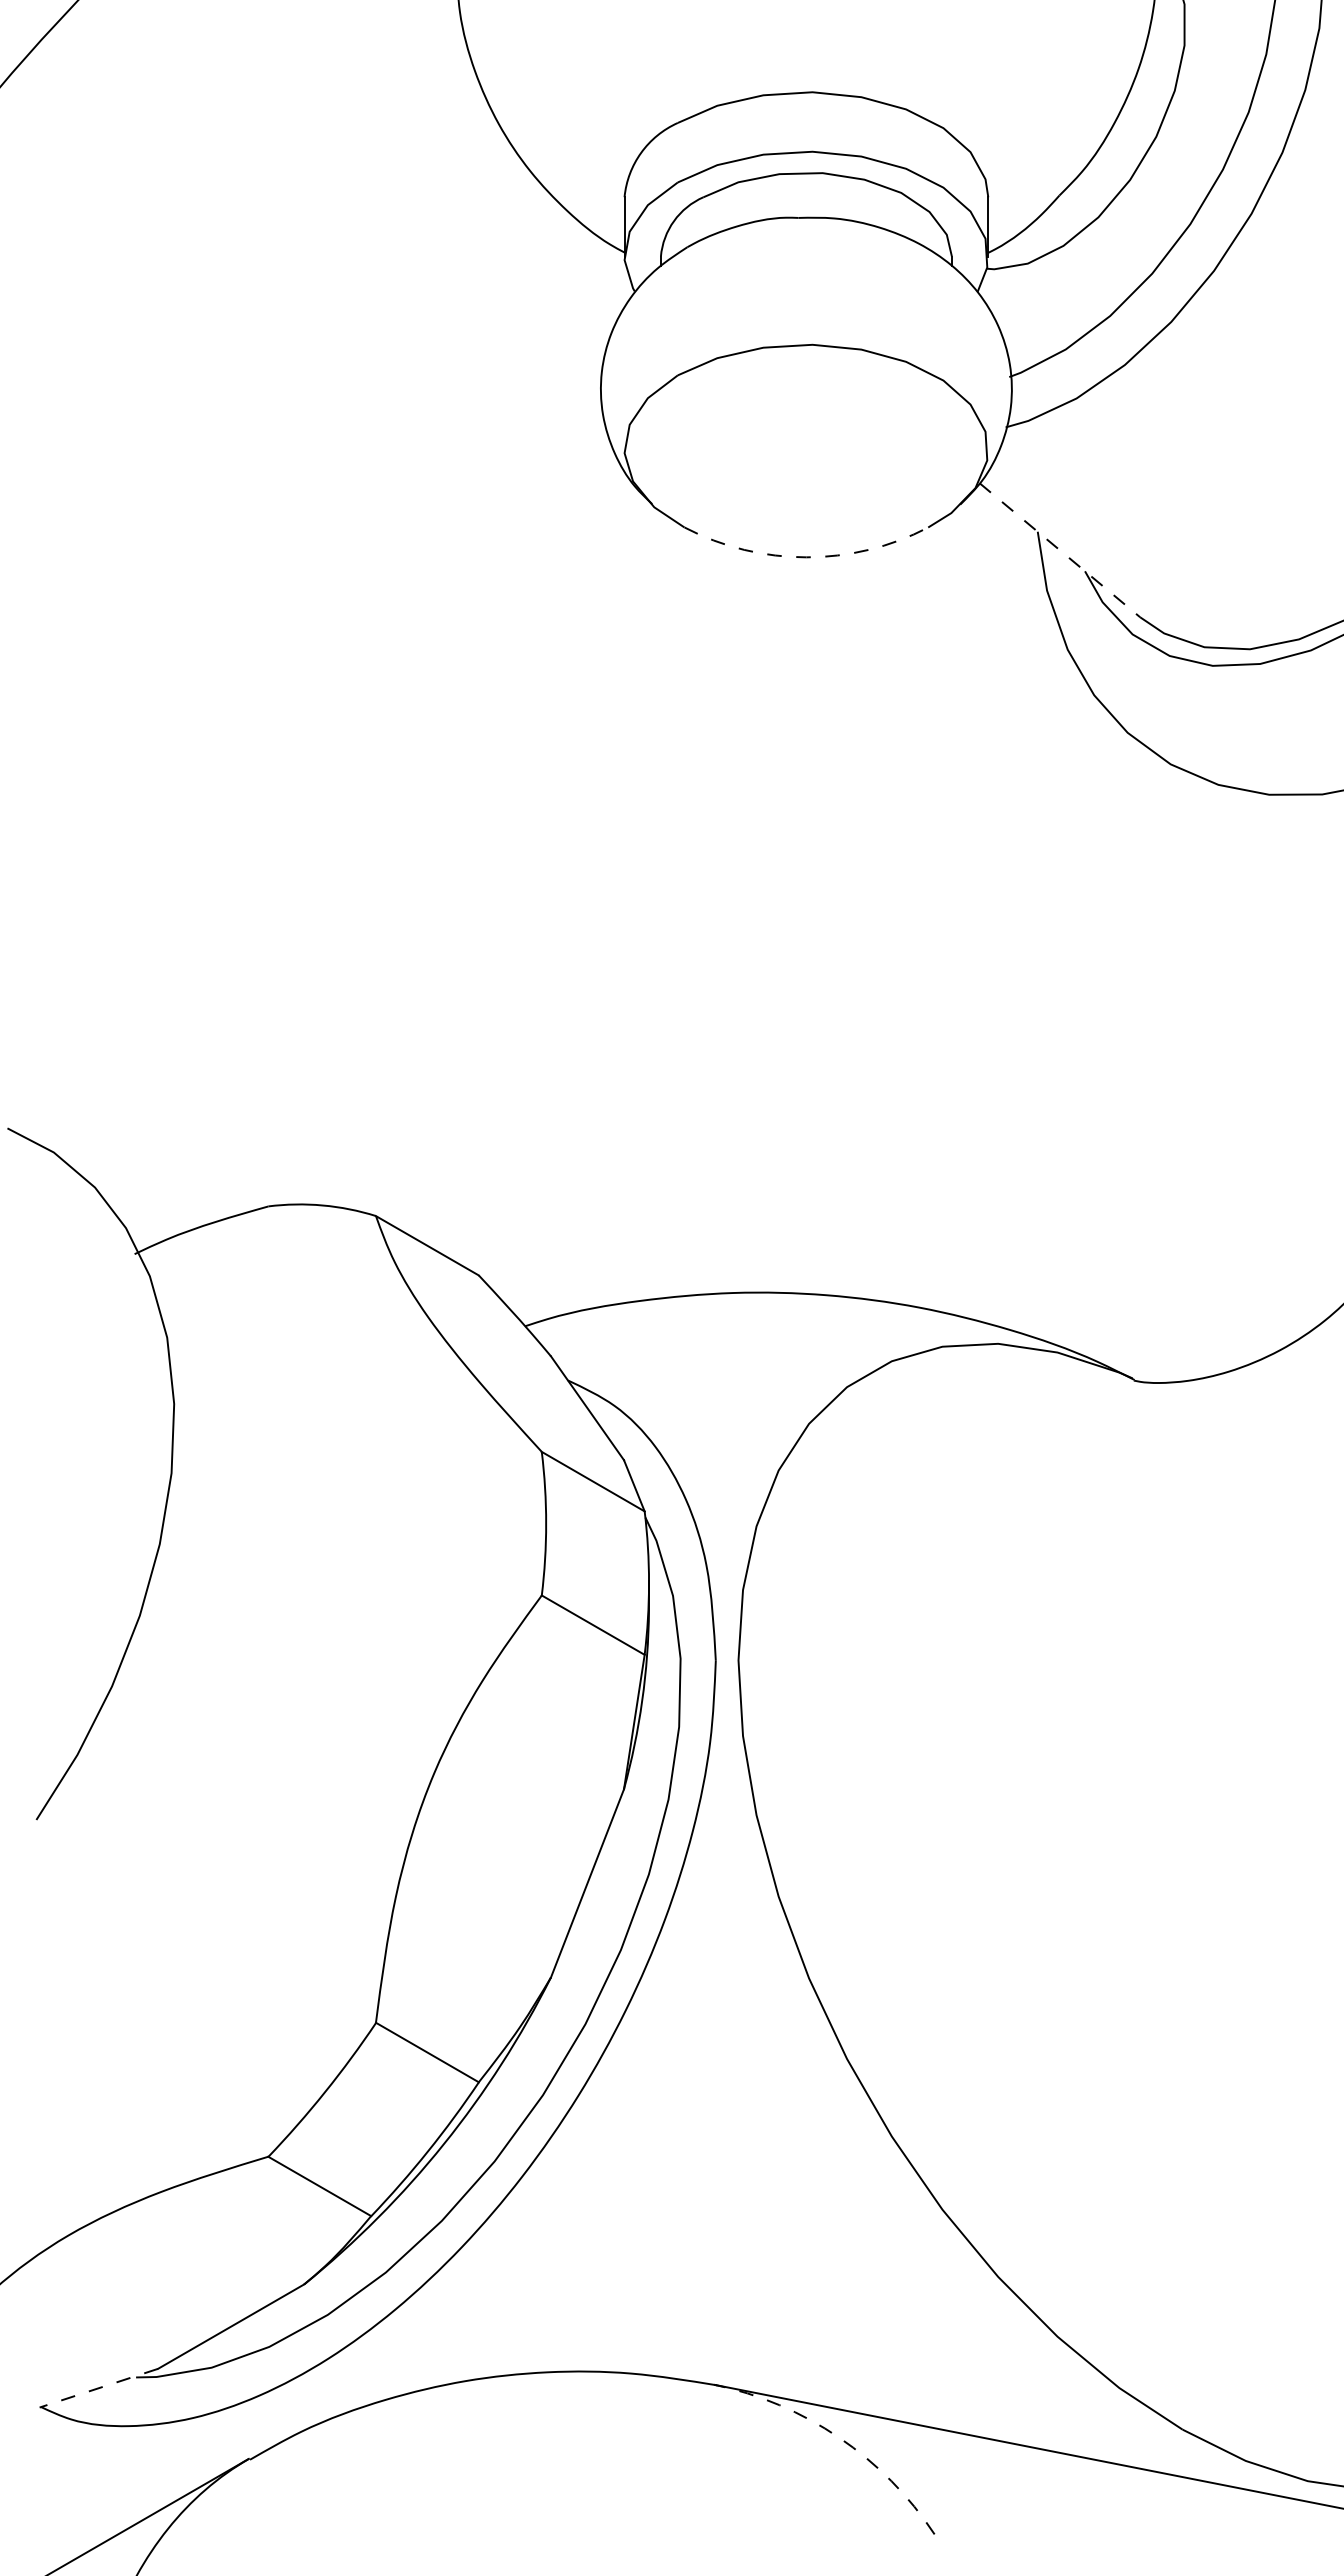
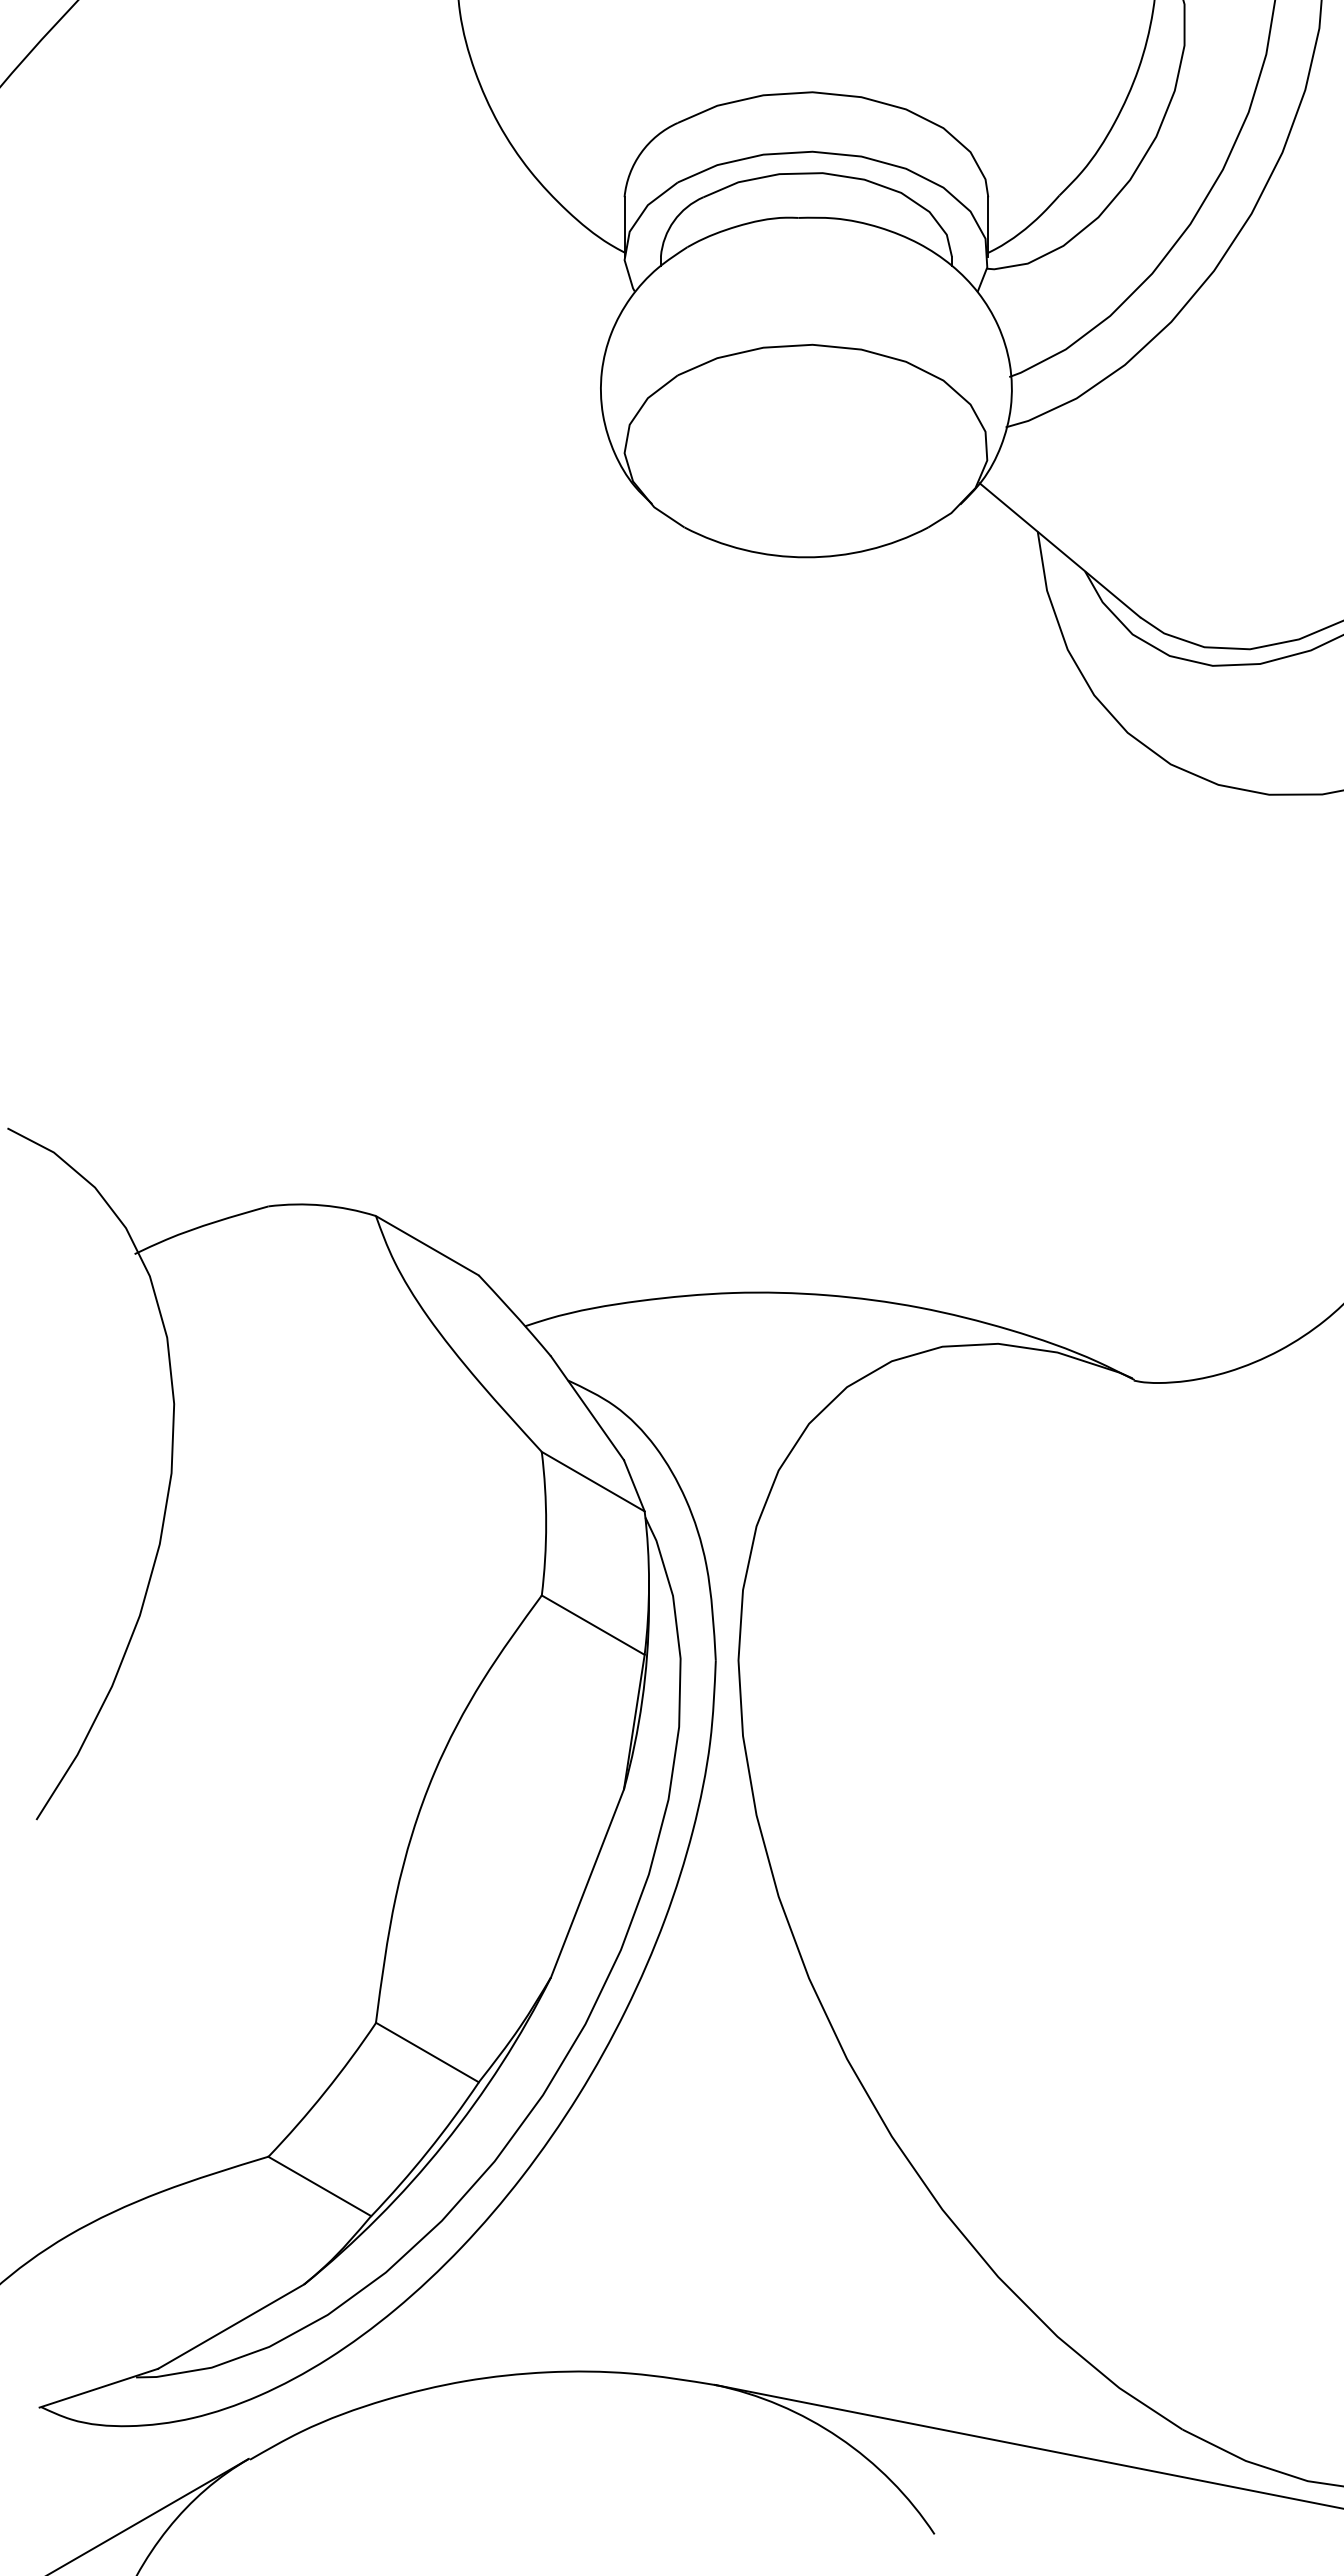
line: dashed -> solid (1059, 550)
arc: dashed -> solid (806, 557)
line: dashed -> solid (98, 2388)
arc: dashed -> solid (839, 2437)
